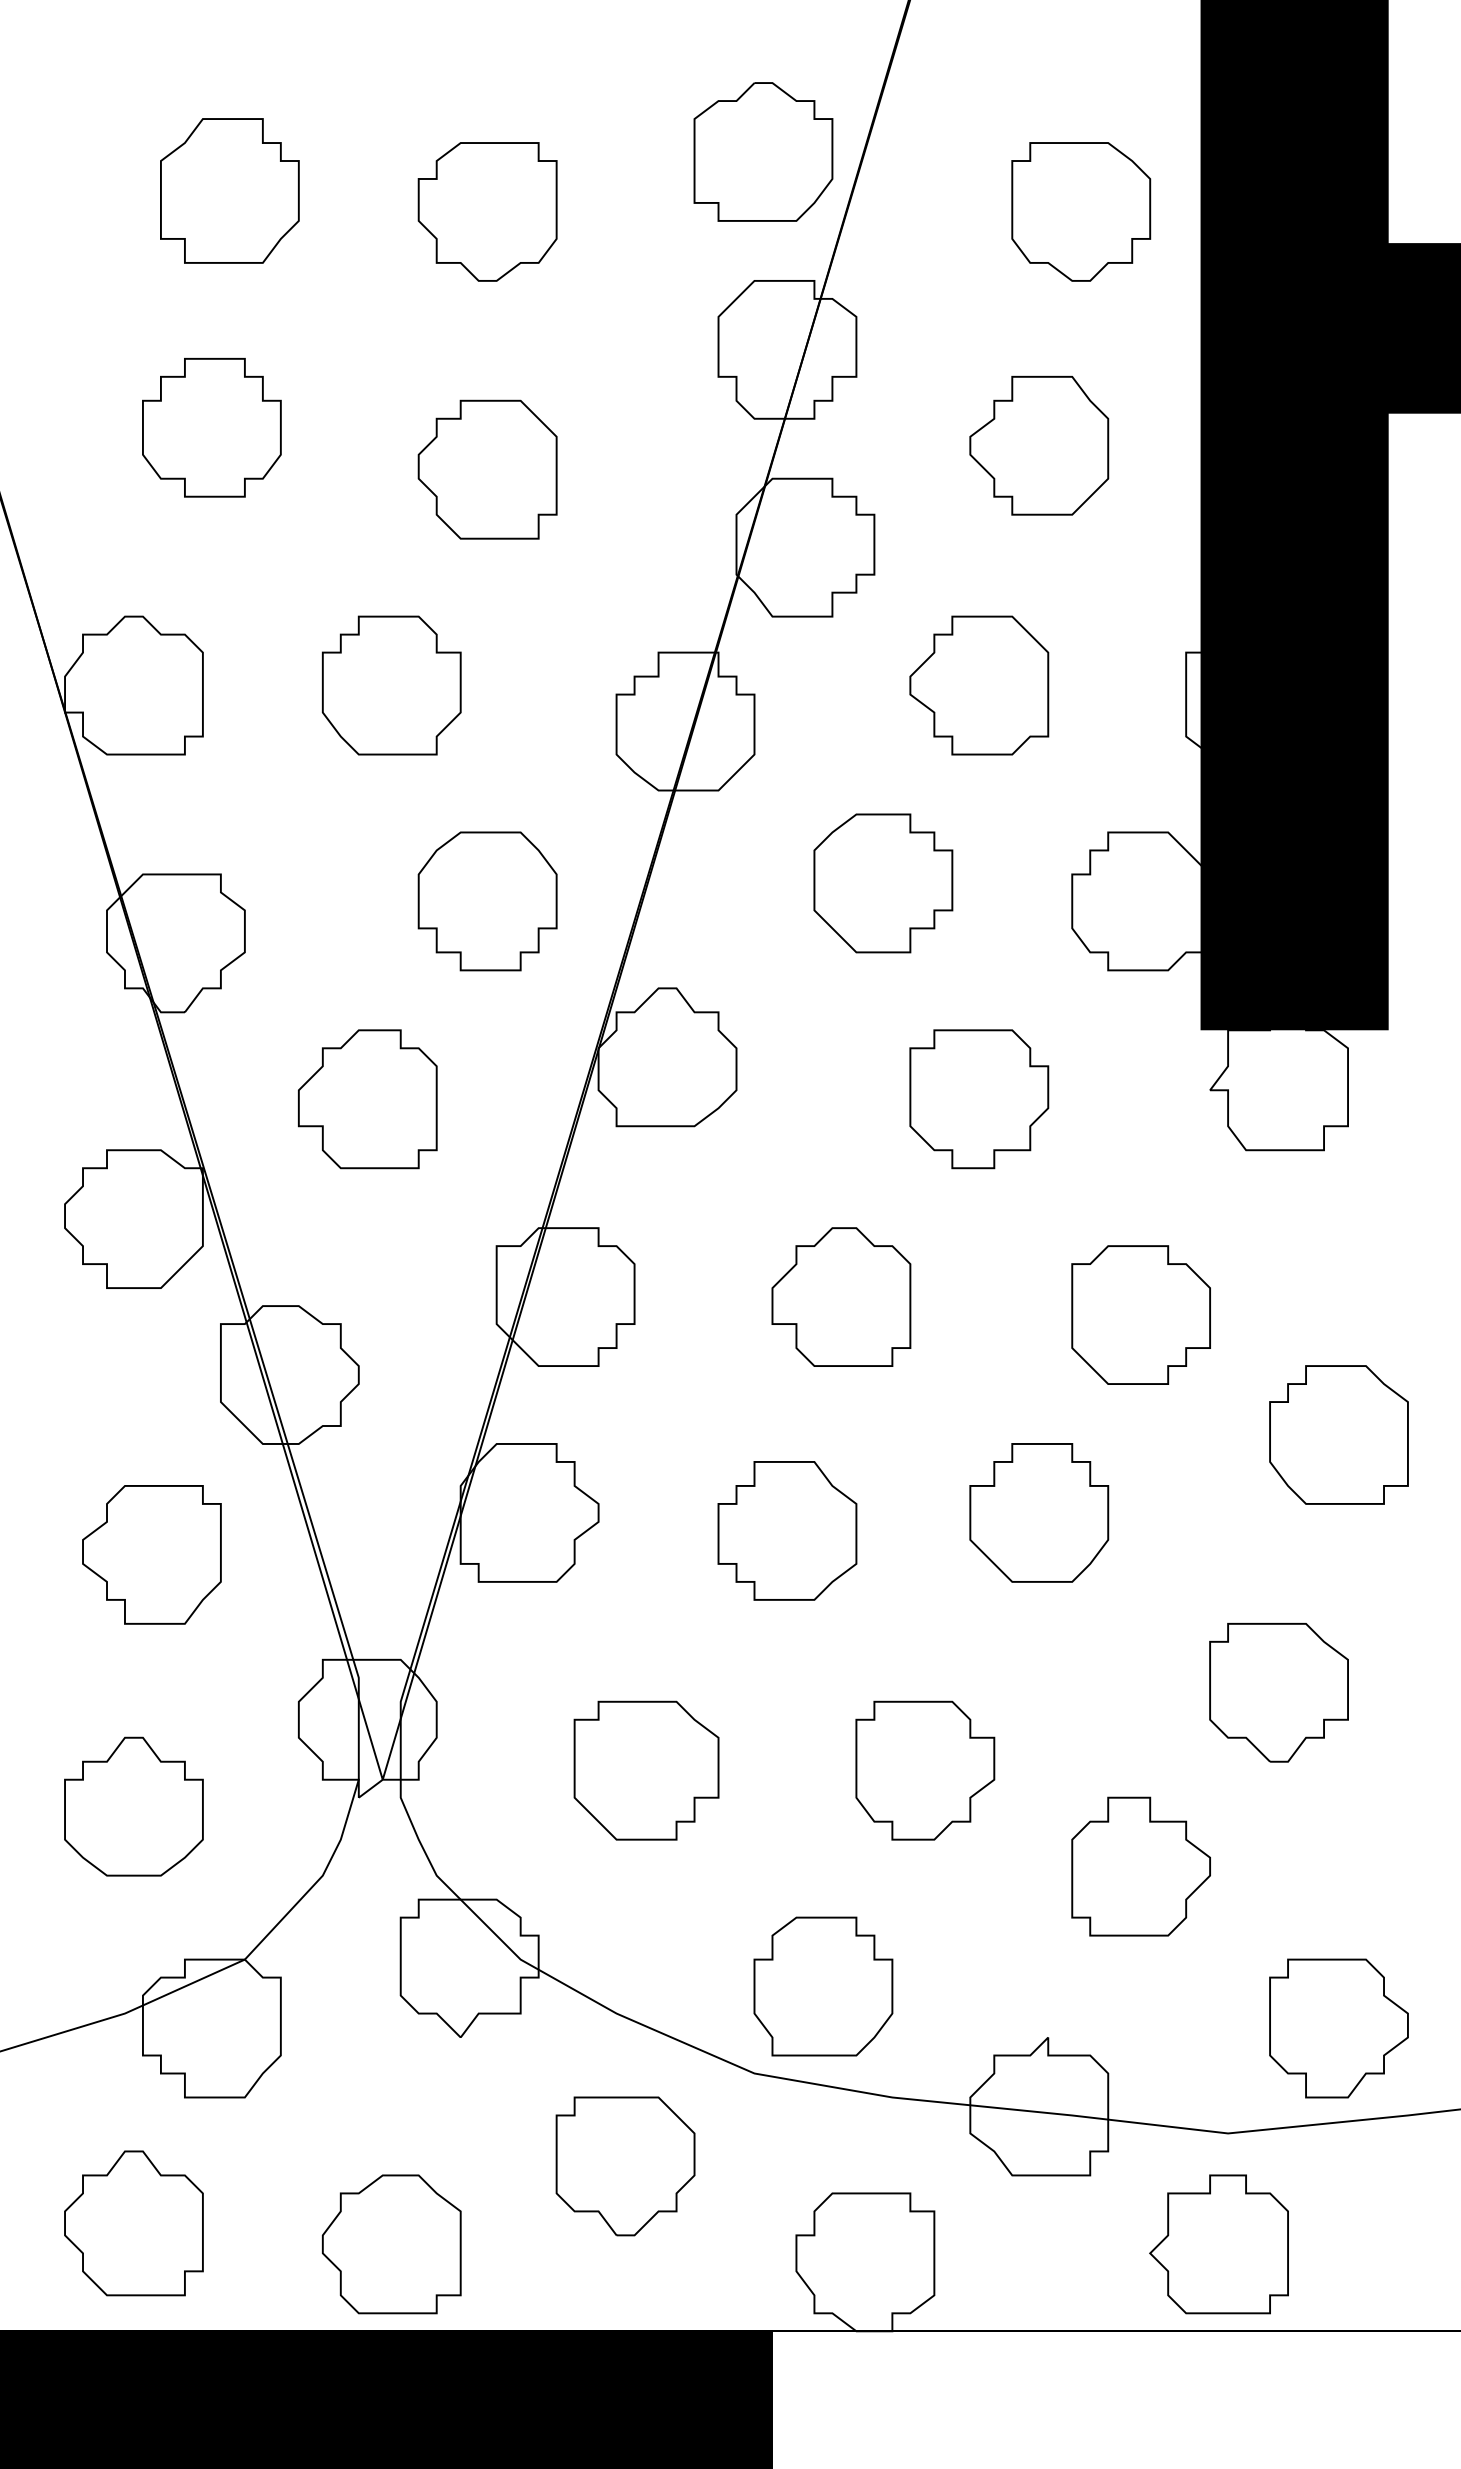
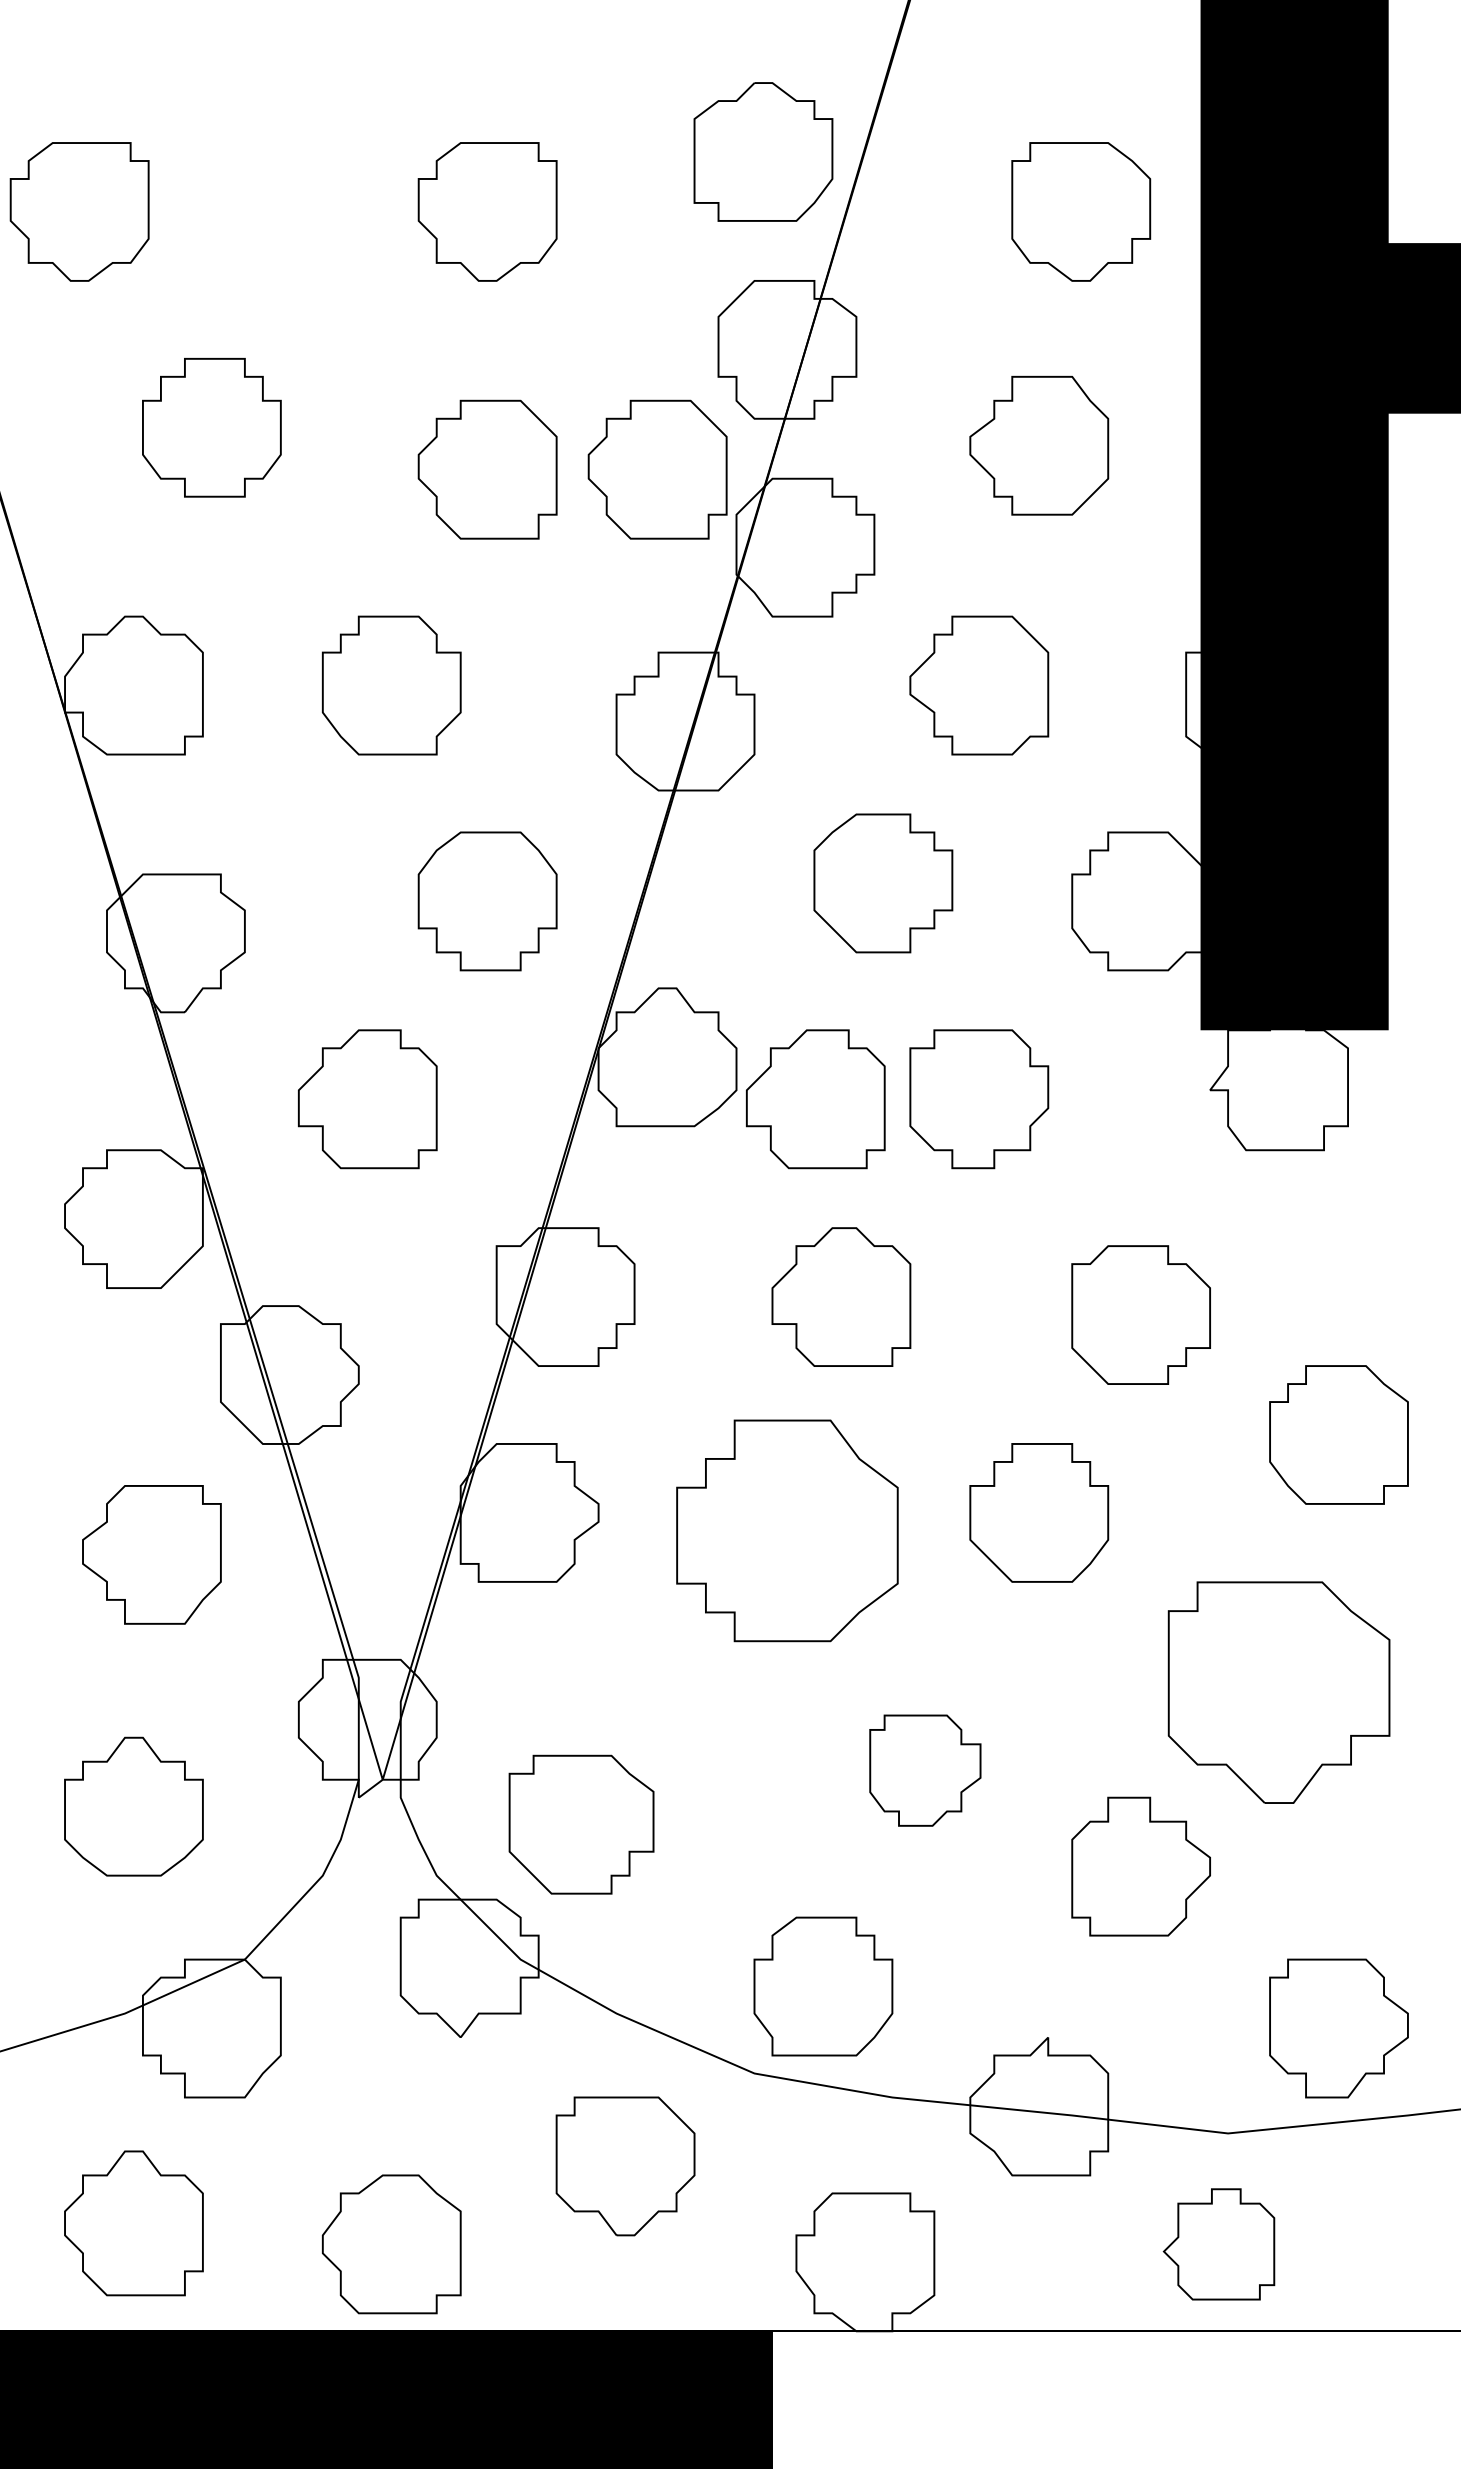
part: present -> none (229, 190)
part: none -> present (79, 211)
part: none -> present (657, 469)
part: none -> present (815, 1099)
part size: 141x140 px -> 223x224 px (787, 1530)
part size: 140x140 px -> 224x223 px (1278, 1692)
part position: (646, 1770) -> (581, 1824) (581, 1824)
part size: 141x141 px -> 113x113 px (925, 1770)
part size: 140x141 px -> 114x113 px (1218, 2244)
